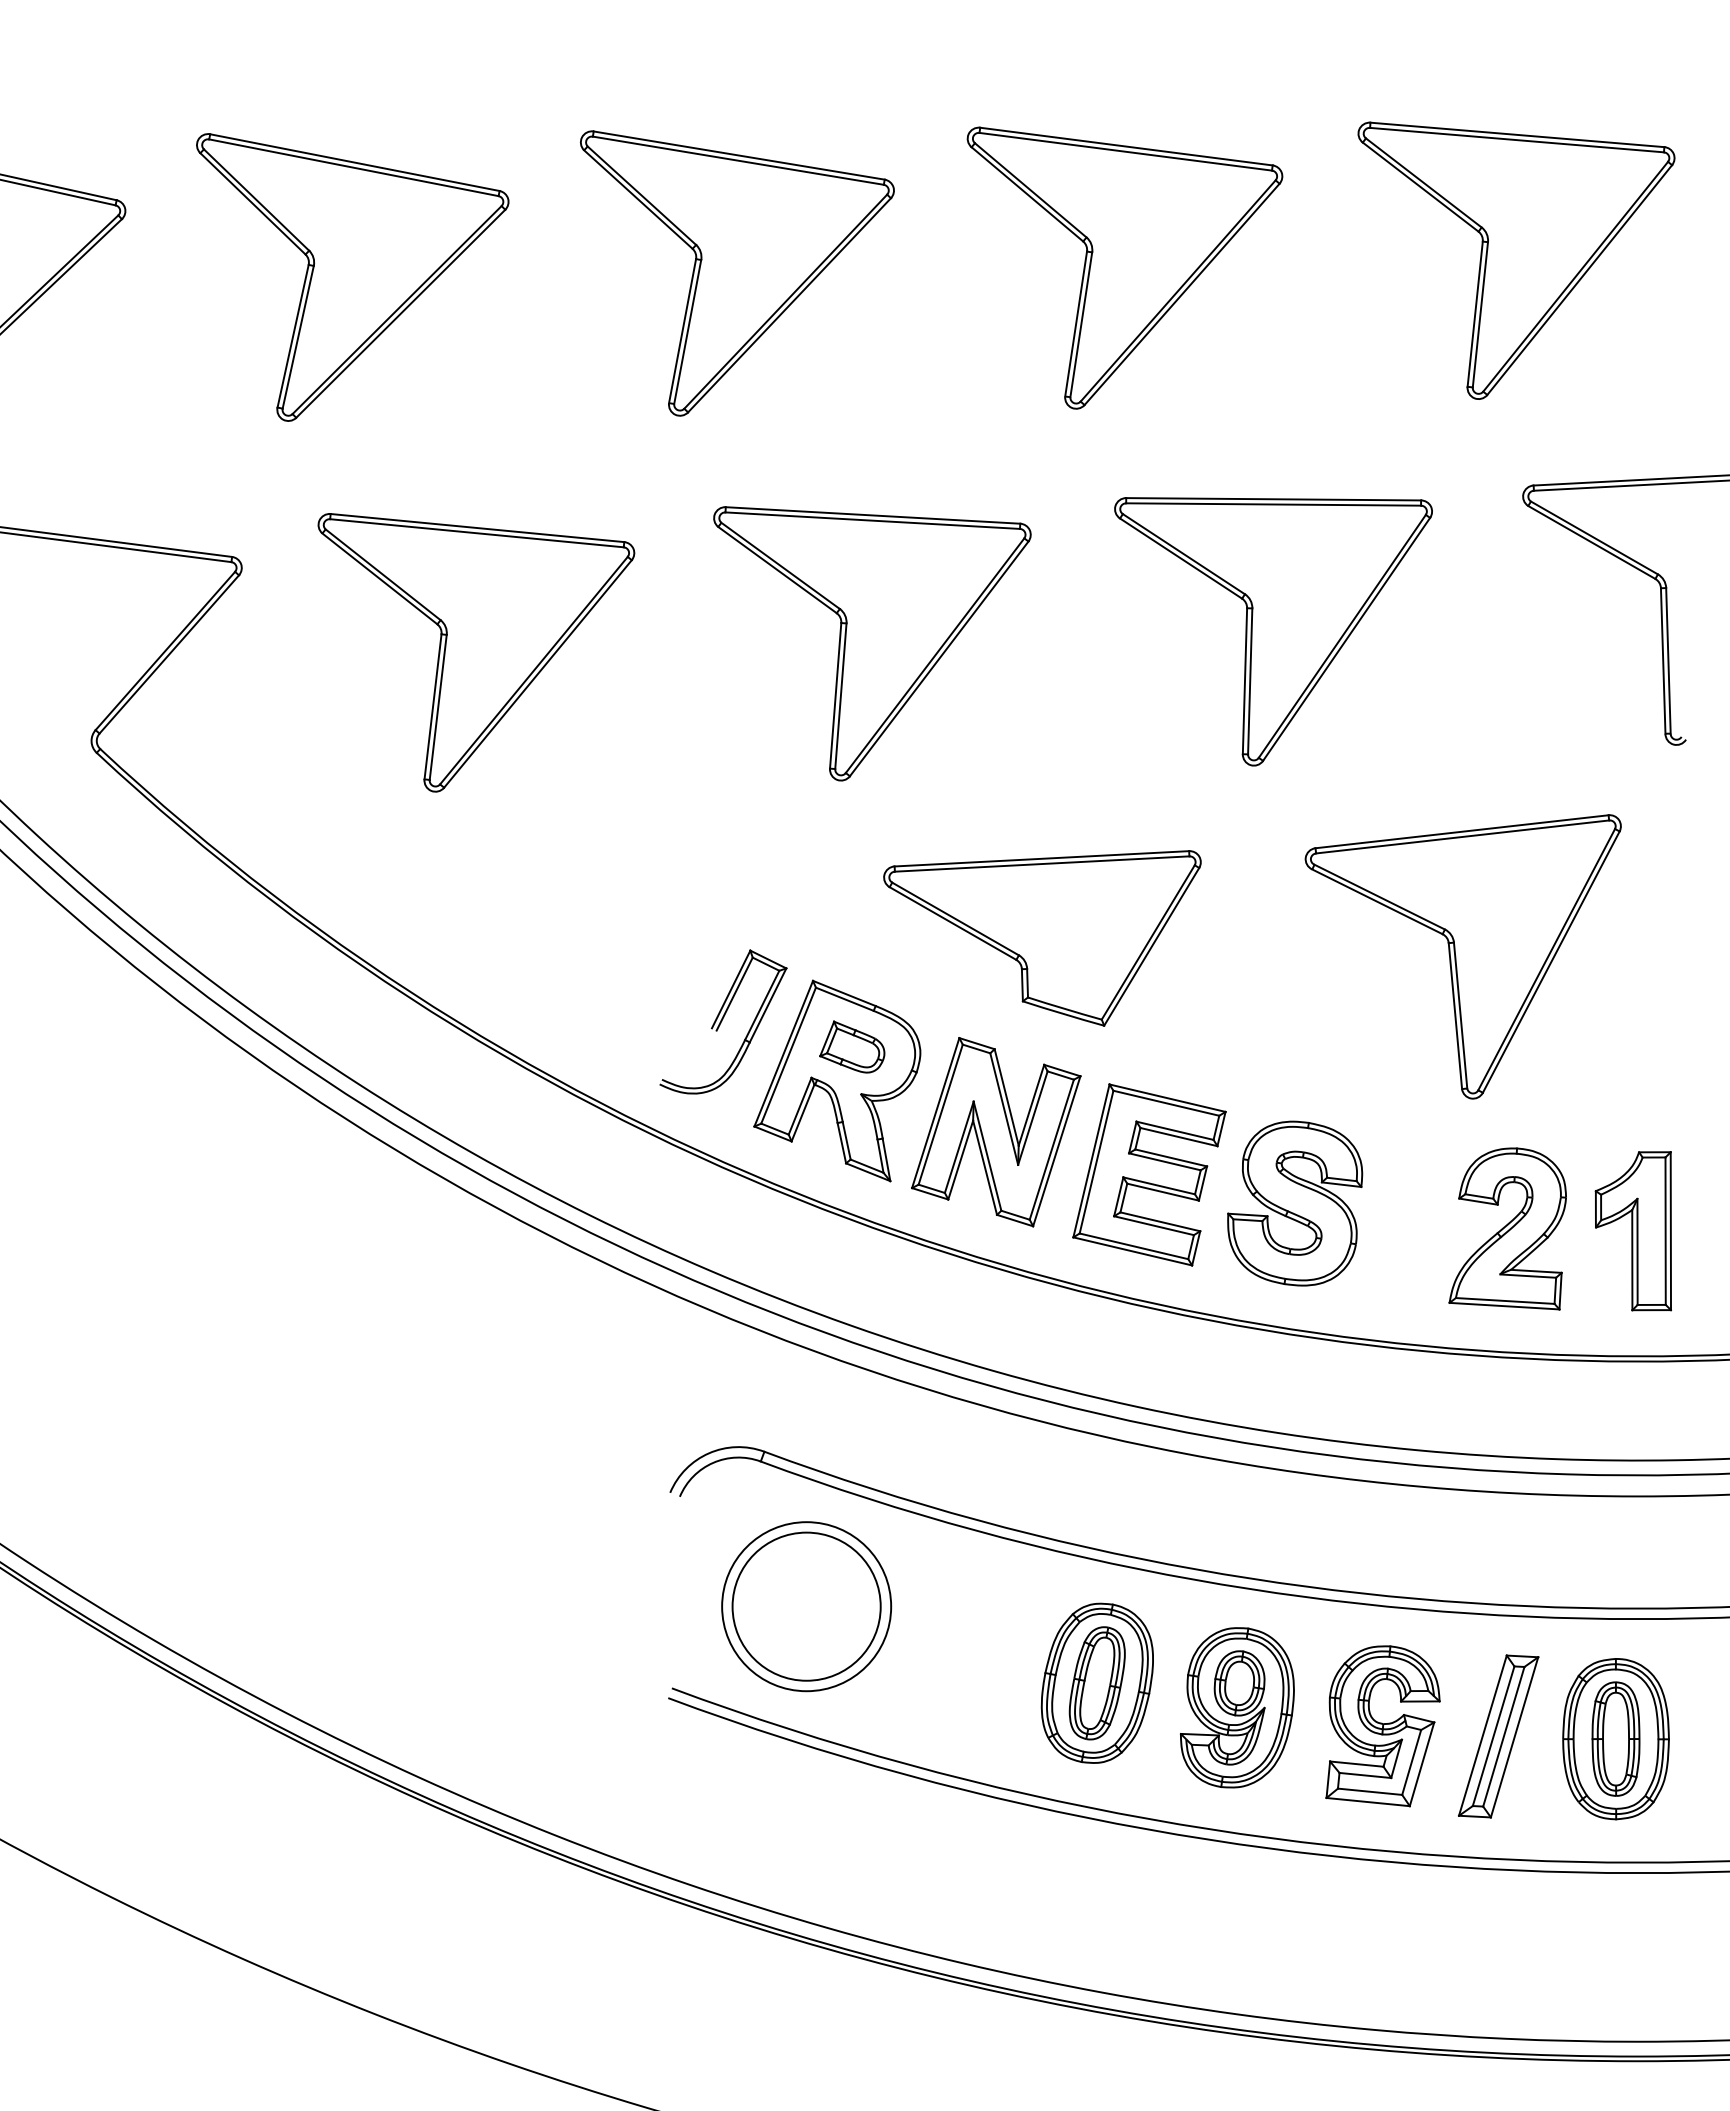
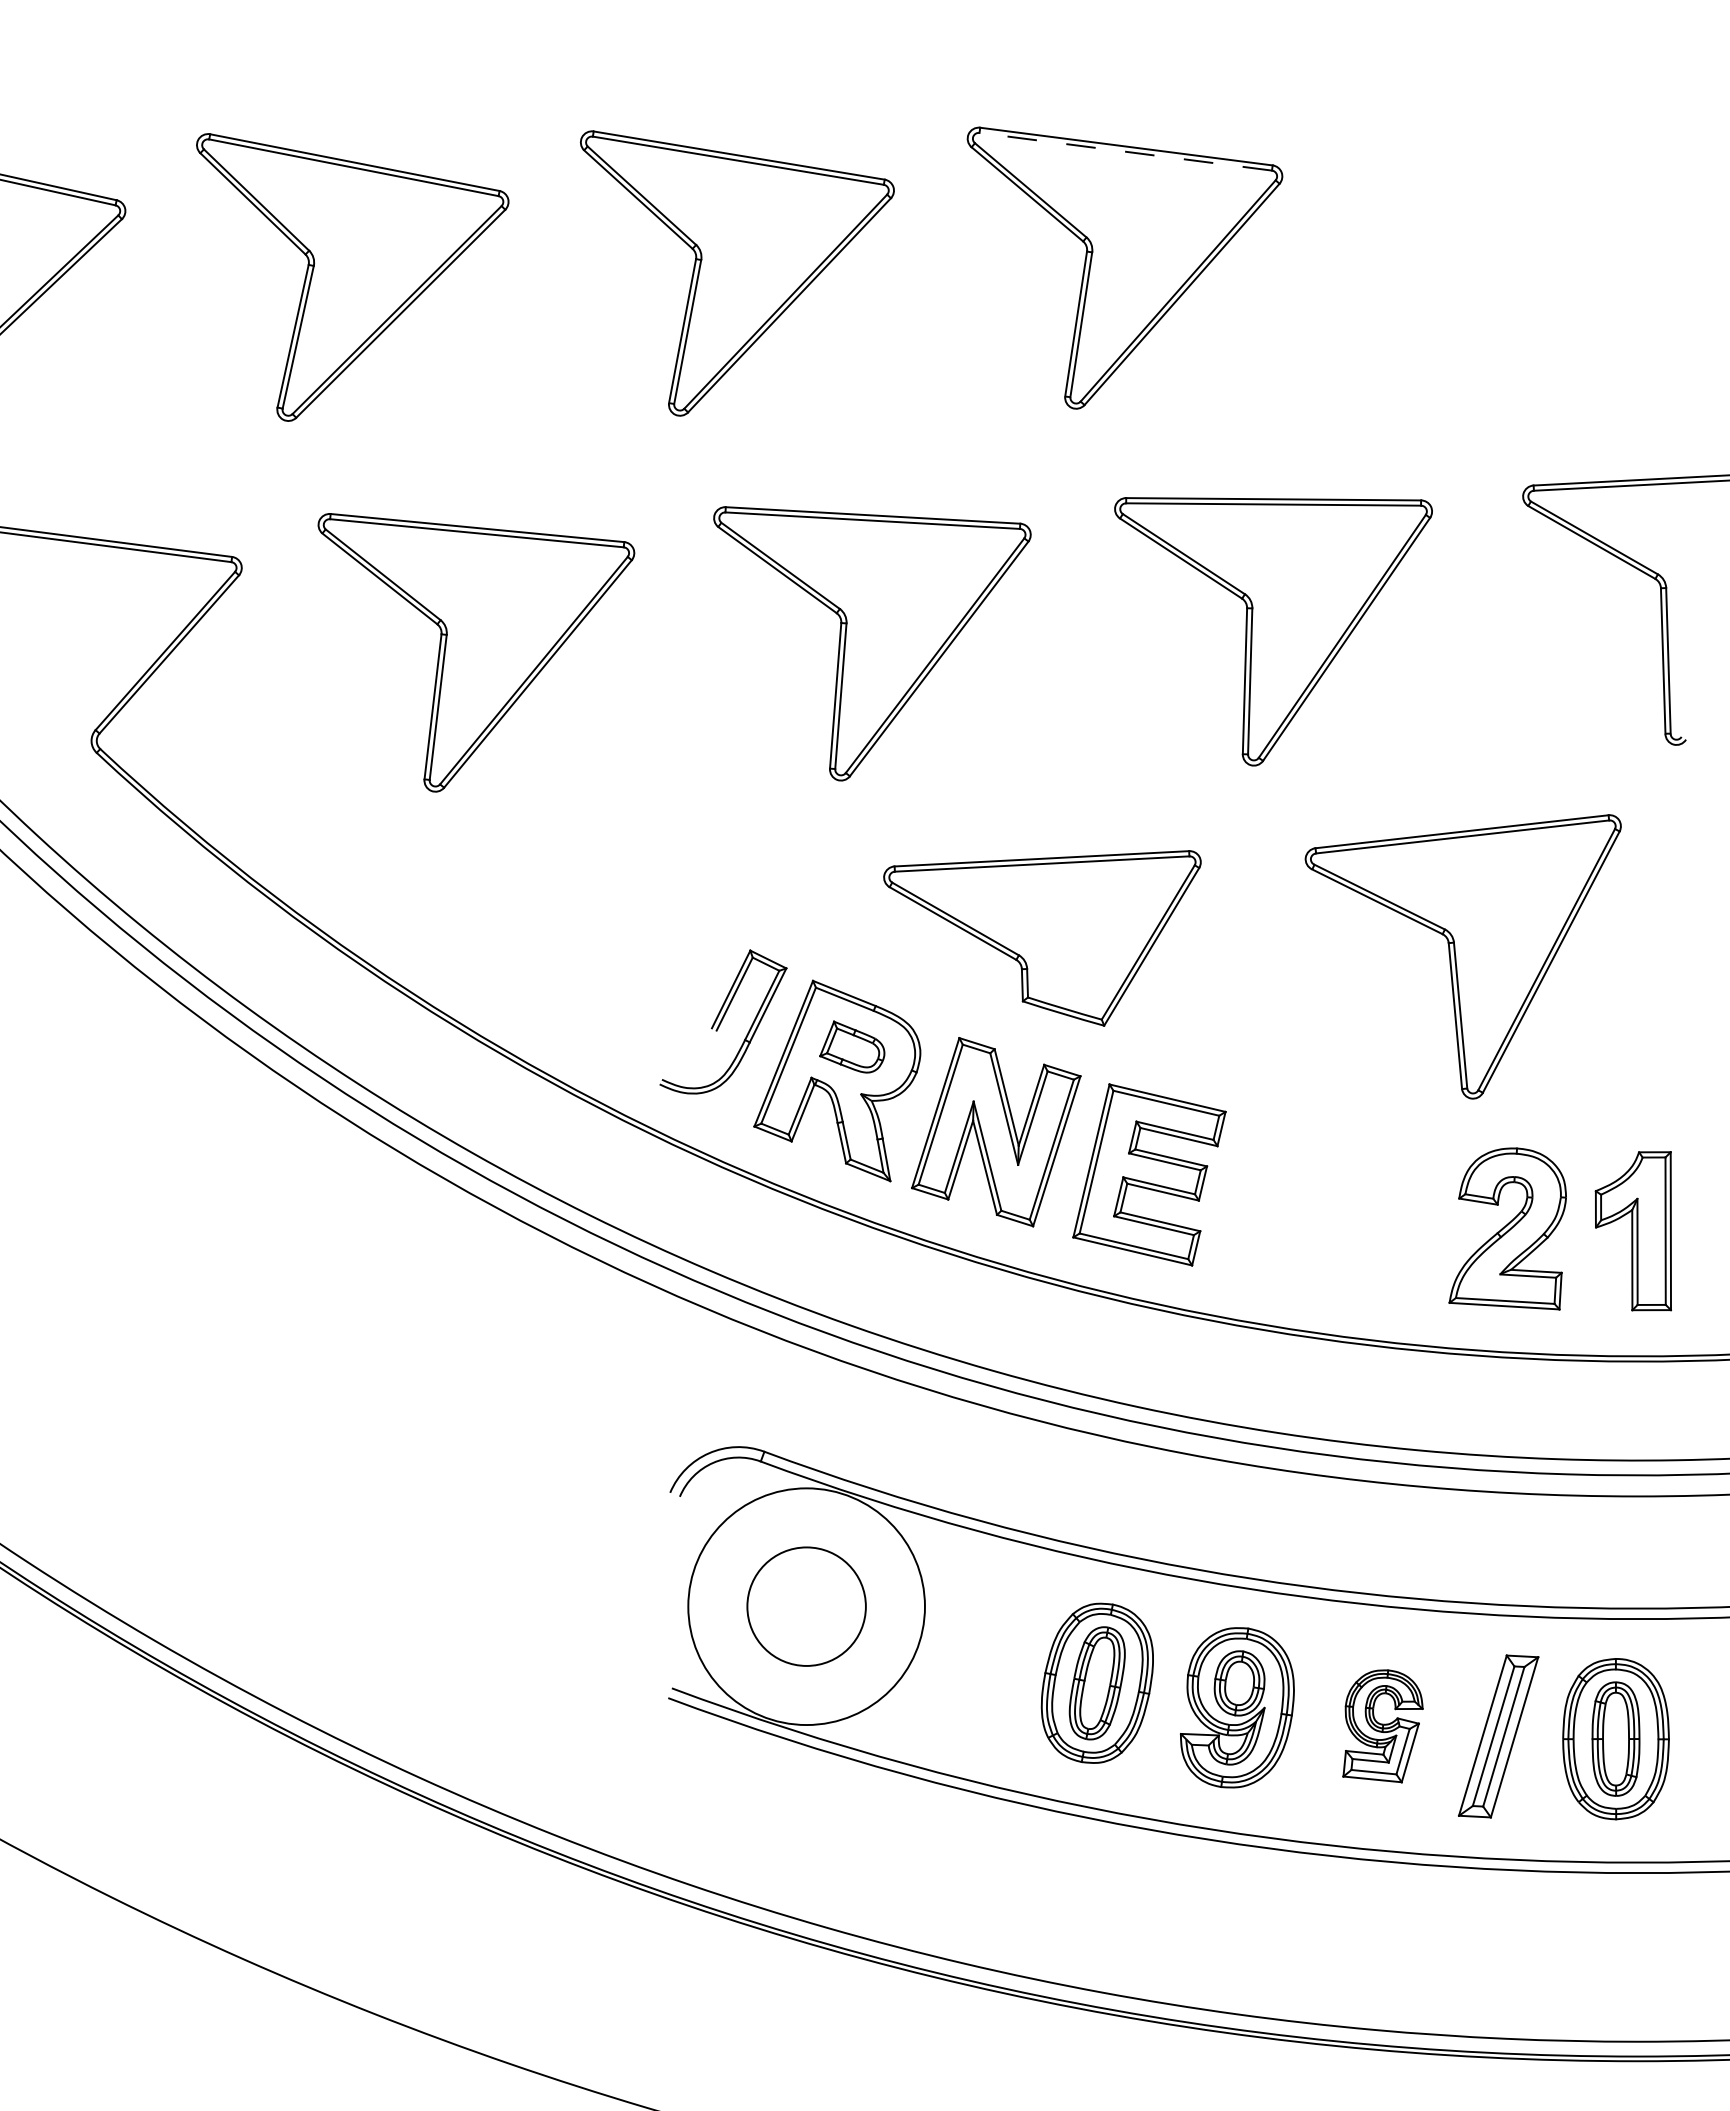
line: solid -> dashed (1125, 151)
part: present -> none (1516, 260)
part: present -> none (1295, 1203)
circle diameter: 148 px -> 119 px (806, 1606)
circle diameter: 169 px -> 237 px (806, 1606)
part size: 116x163 px -> 82x115 px (1382, 1726)
